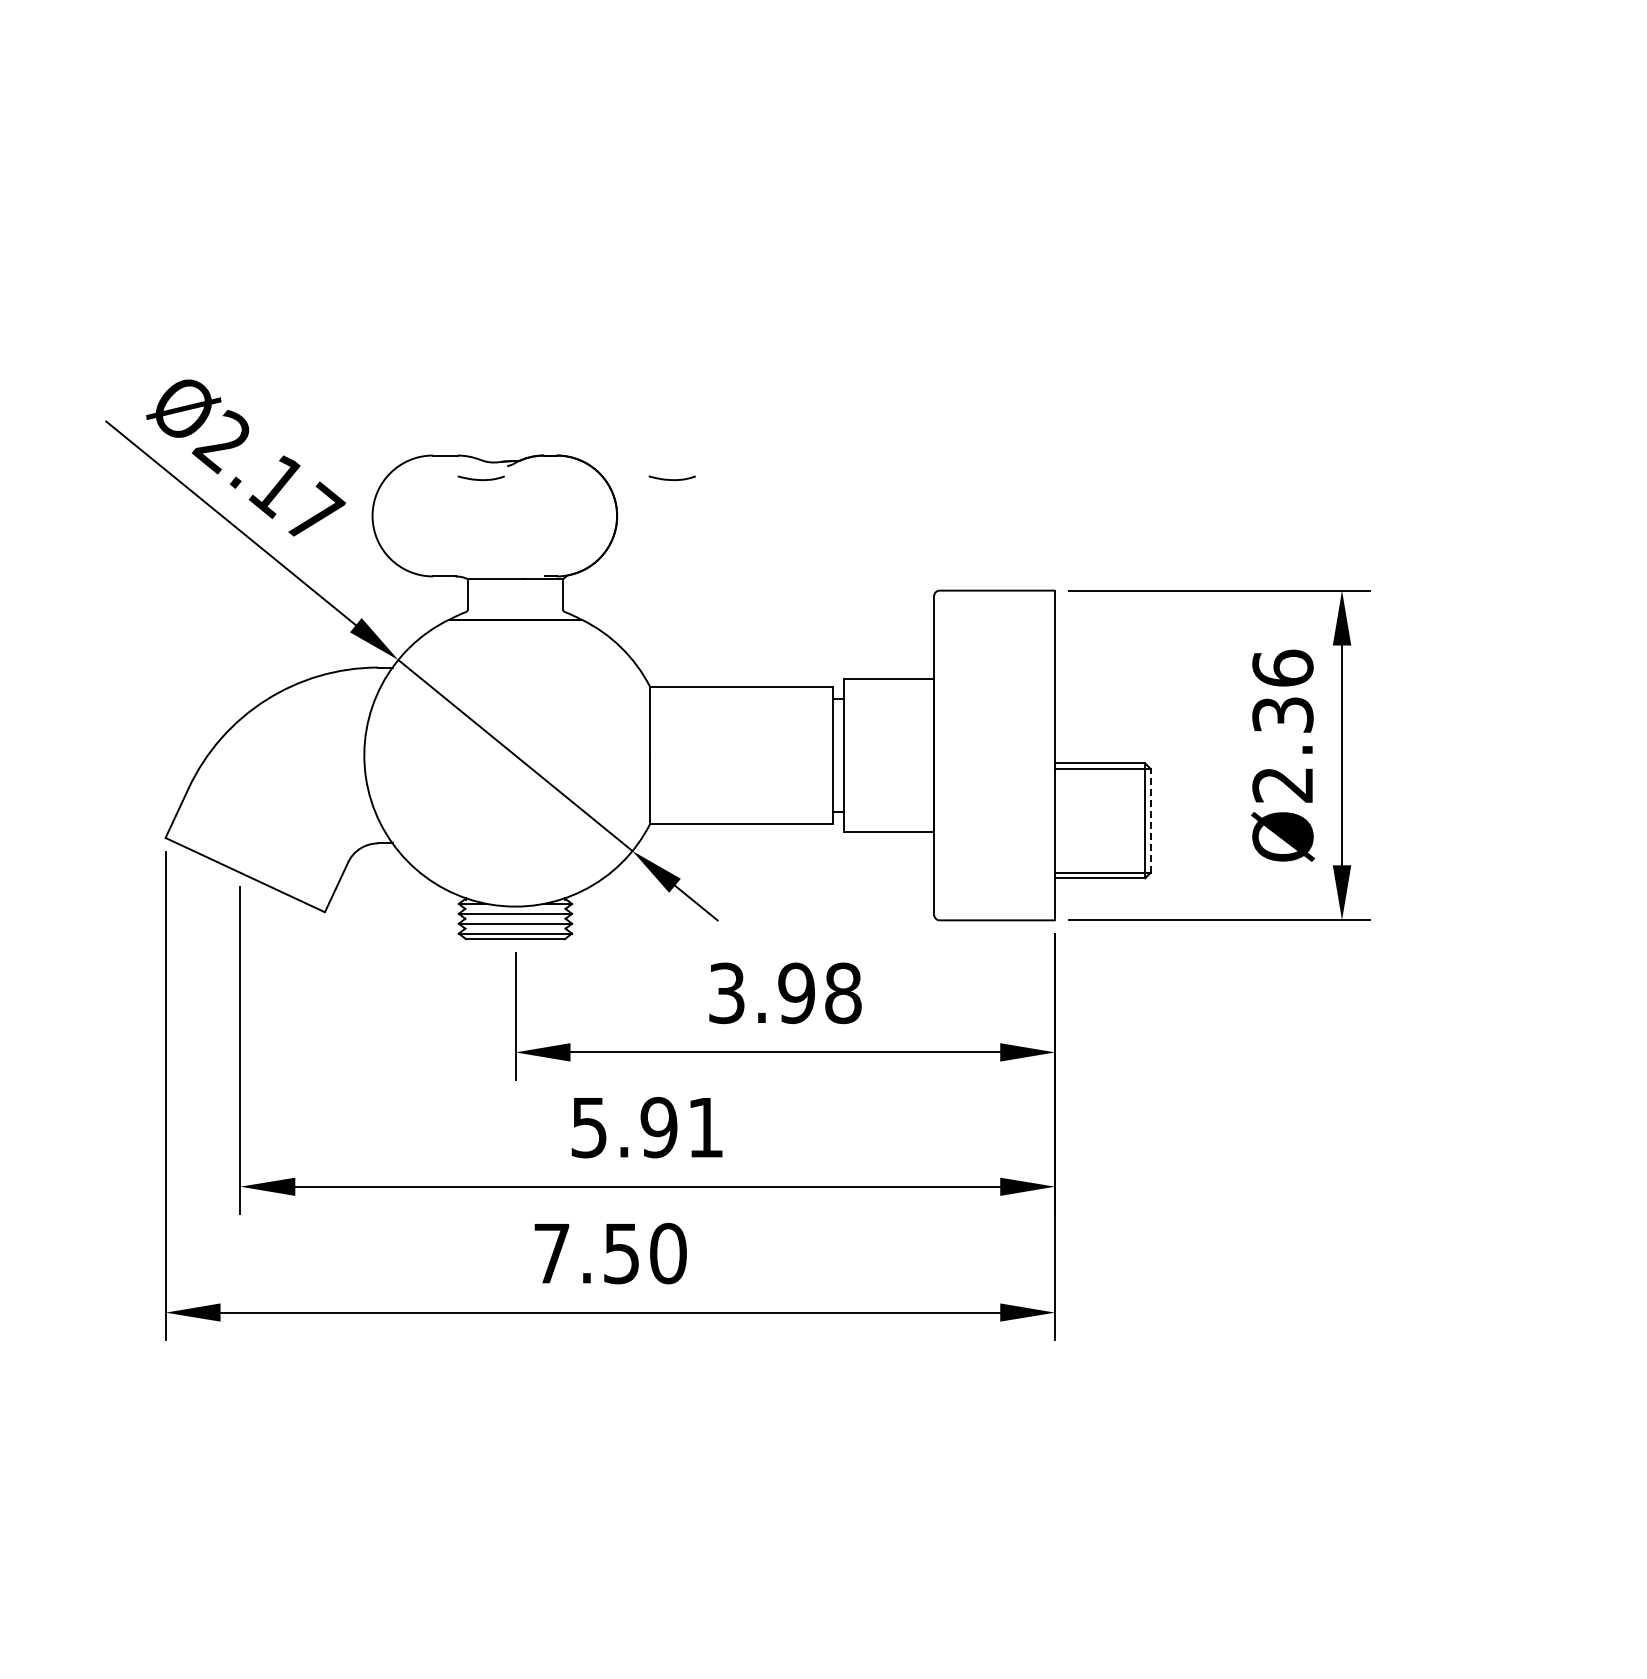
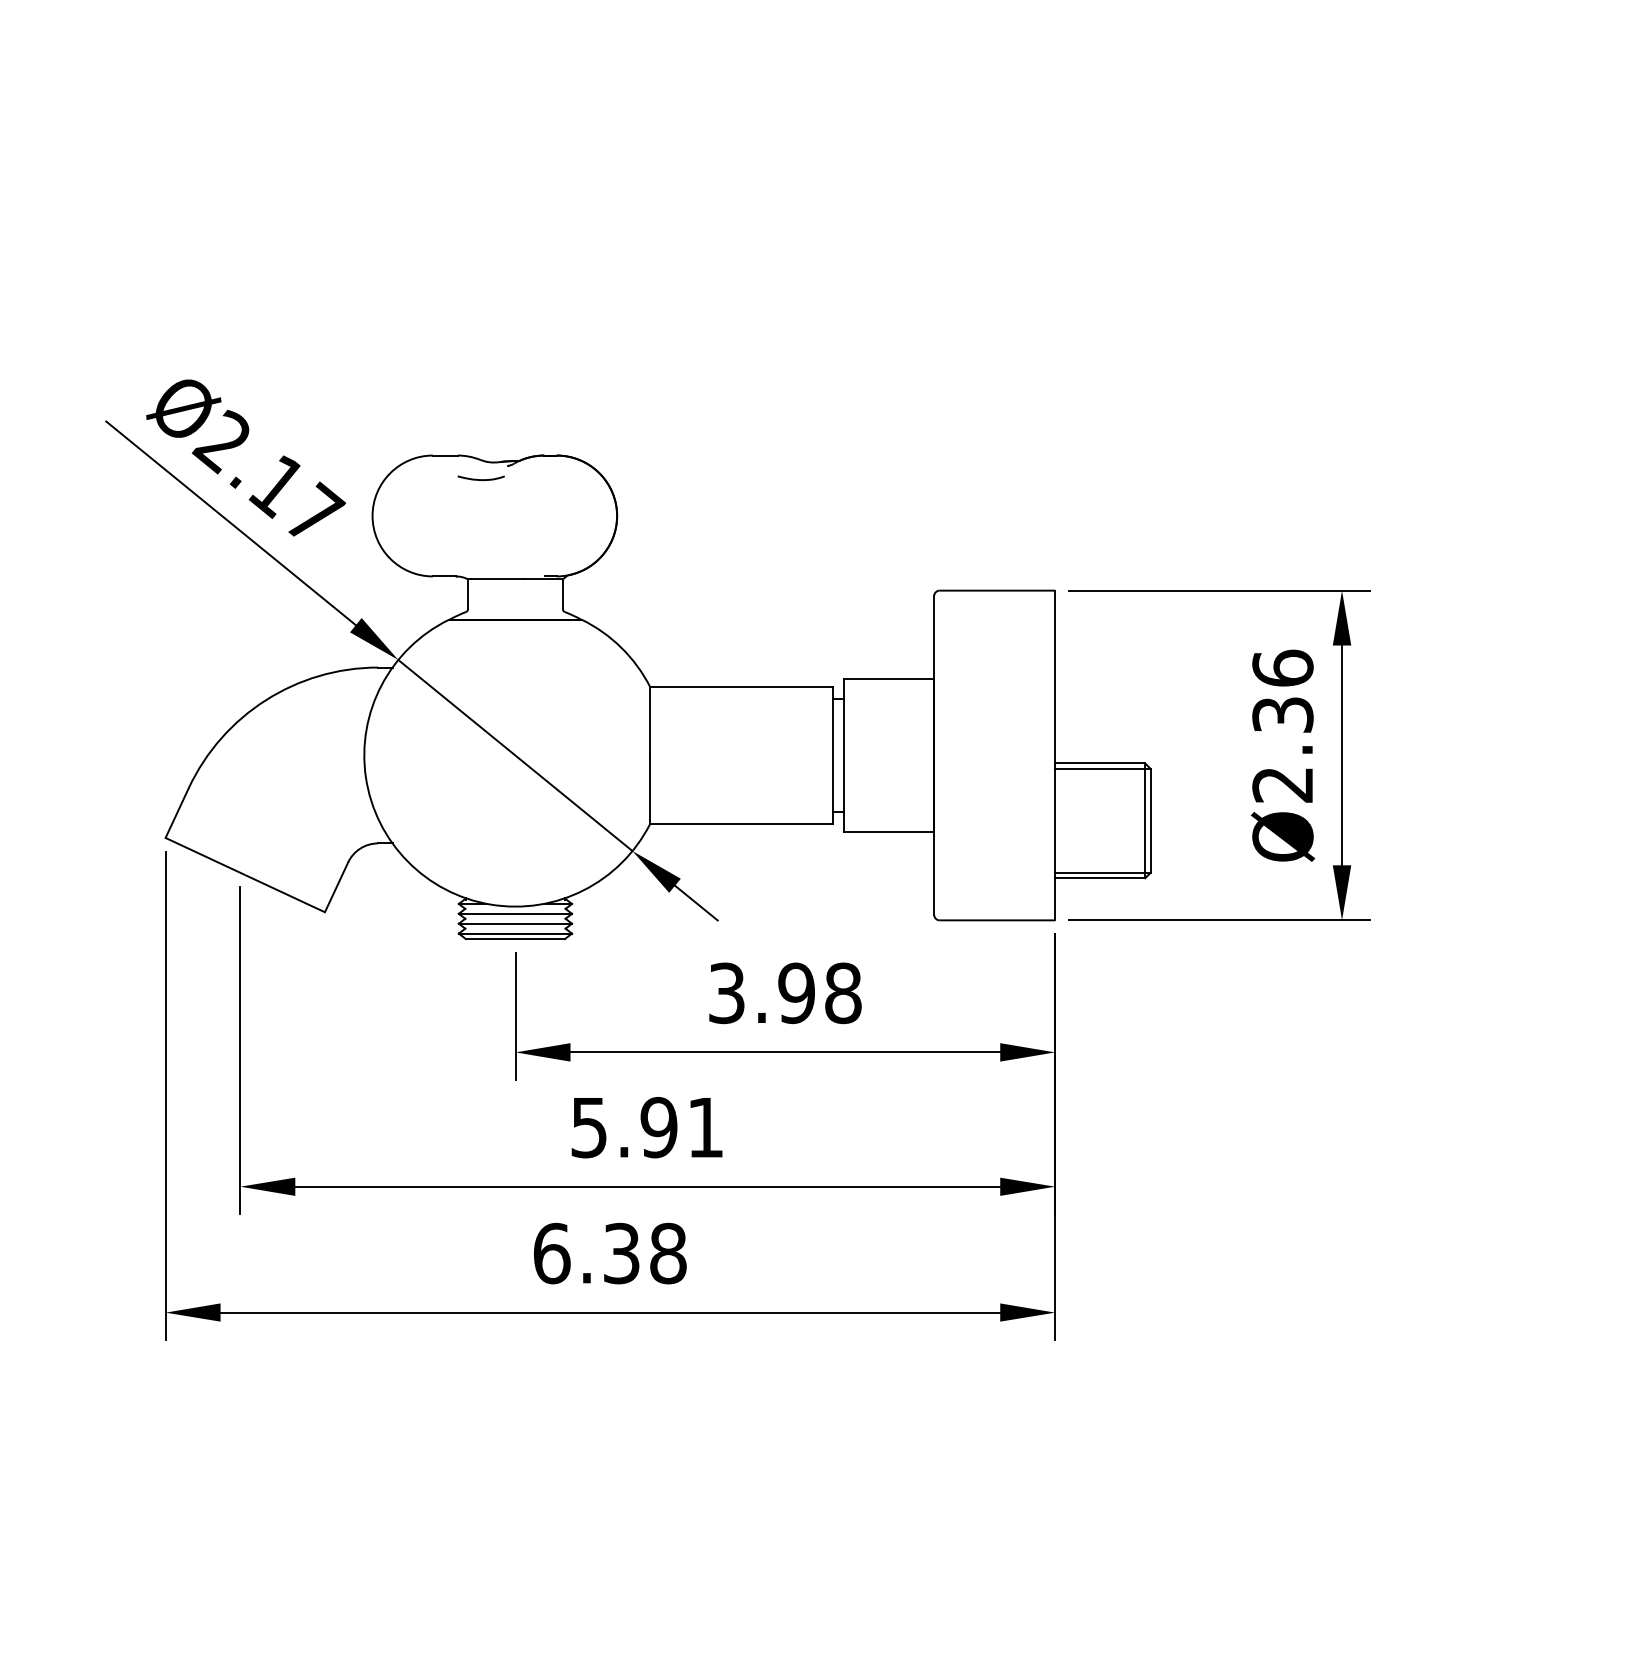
curve: present -> none (671, 479)
line: dashed -> solid (1150, 820)
text: 7.50 -> 6.38 (610, 1253)
